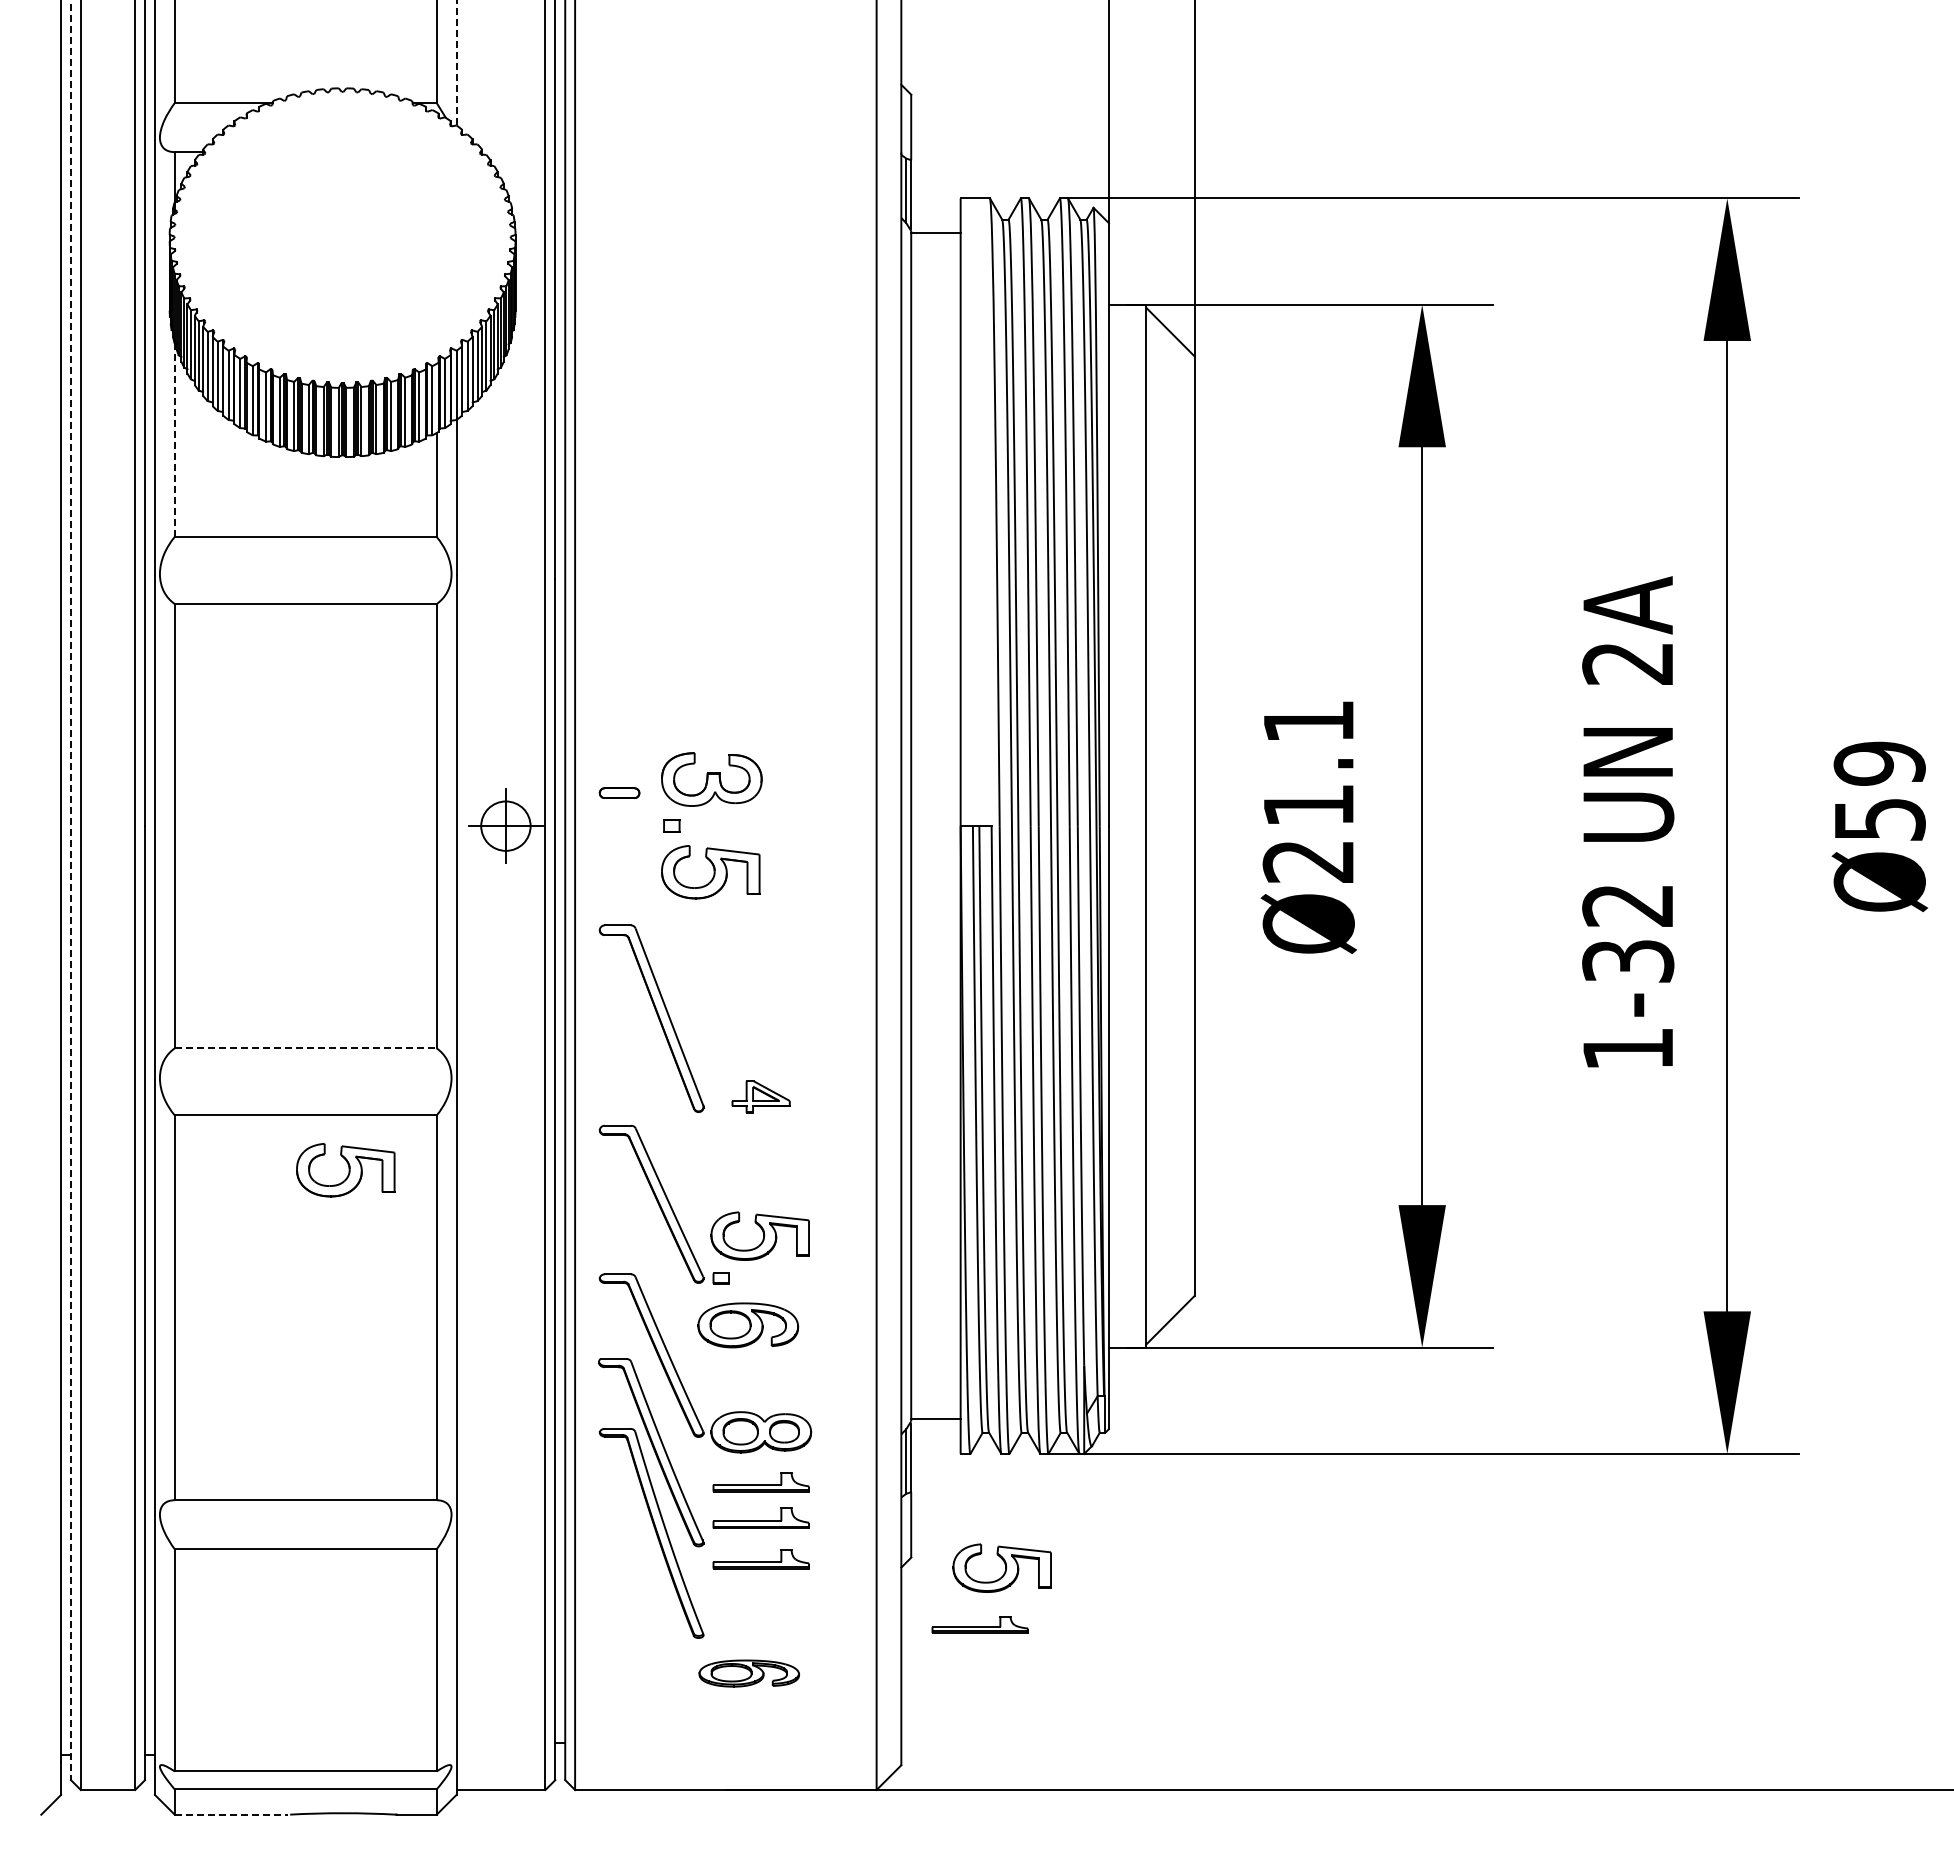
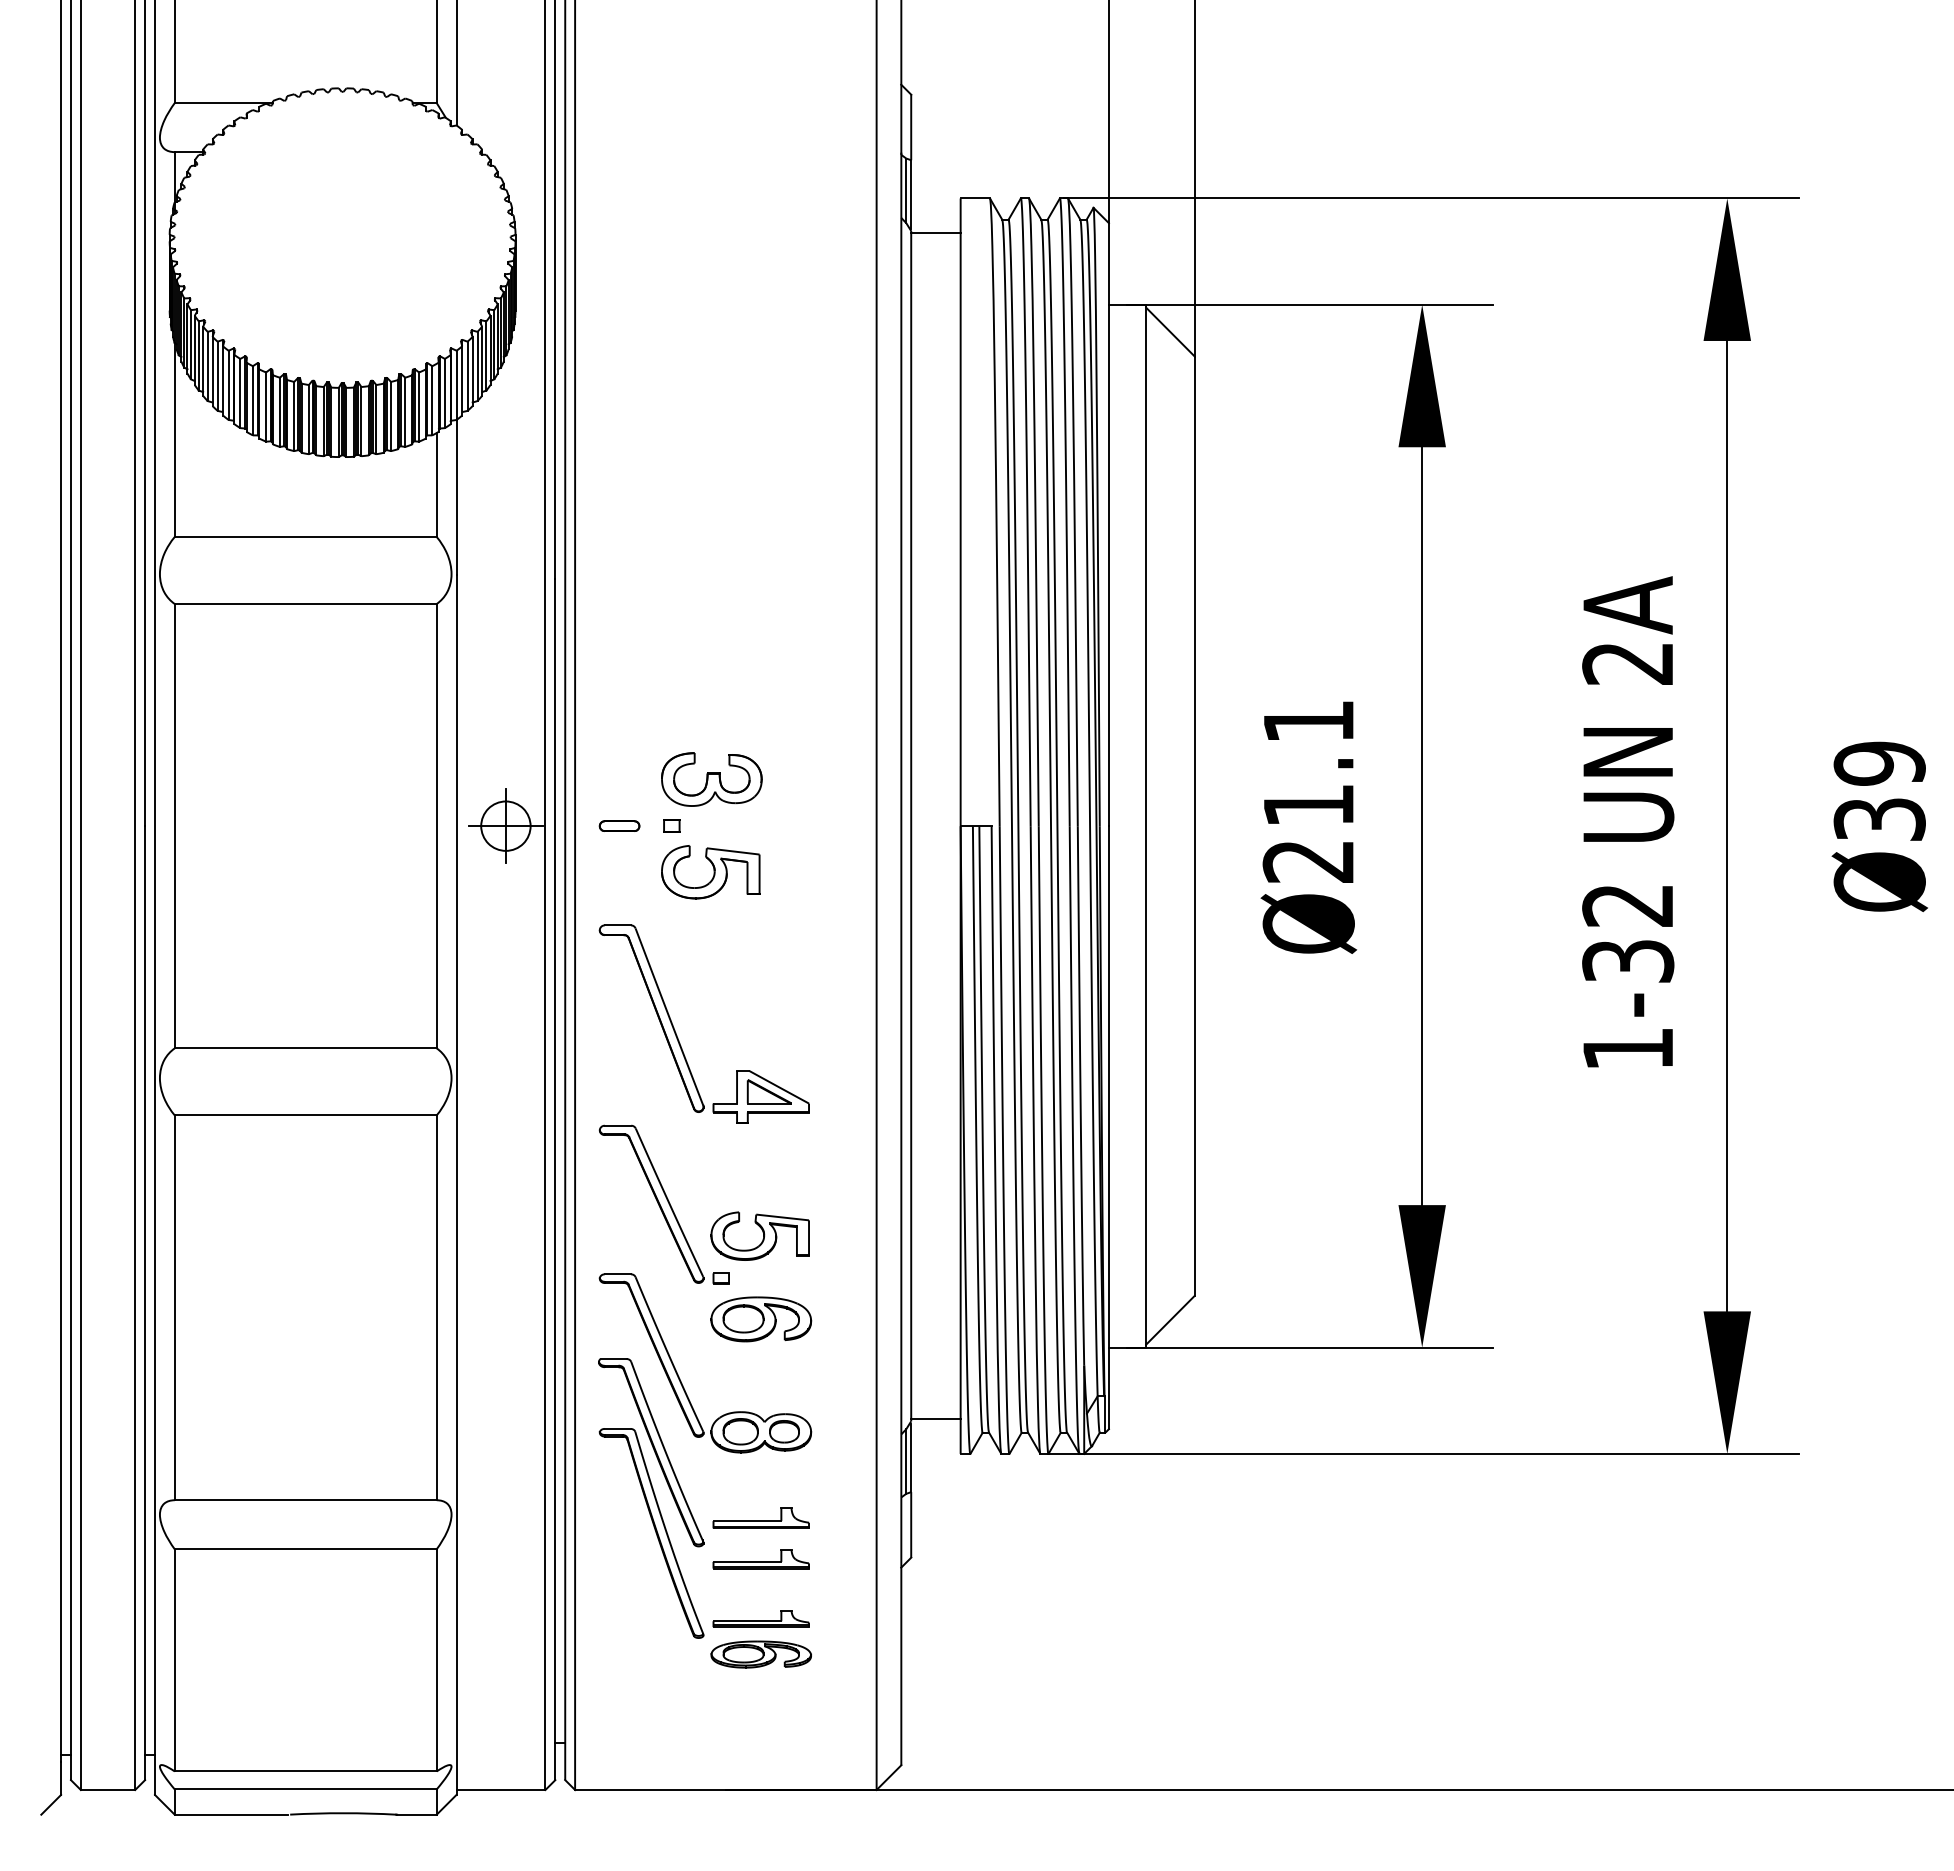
line: dashed -> solid (456, 62)
line: dashed -> solid (174, 440)
part position: (619, 792) -> (619, 825) (619, 825)
text: Ø59 -> Ø39 (1879, 819)
line: dashed -> solid (70, 890)
line: dashed -> solid (305, 1048)
part size: 60x34 px -> 98x54 px (760, 1096)
part: present -> none (345, 1170)
part position: (748, 1325) -> (761, 1319) (761, 1319)
part: present -> none (760, 1482)
part: present -> none (1001, 1567)
part position: (979, 1624) -> (760, 1618) (760, 1618)
part position: (748, 1673) -> (760, 1654) (760, 1654)
line: dashed -> solid (231, 1814)
